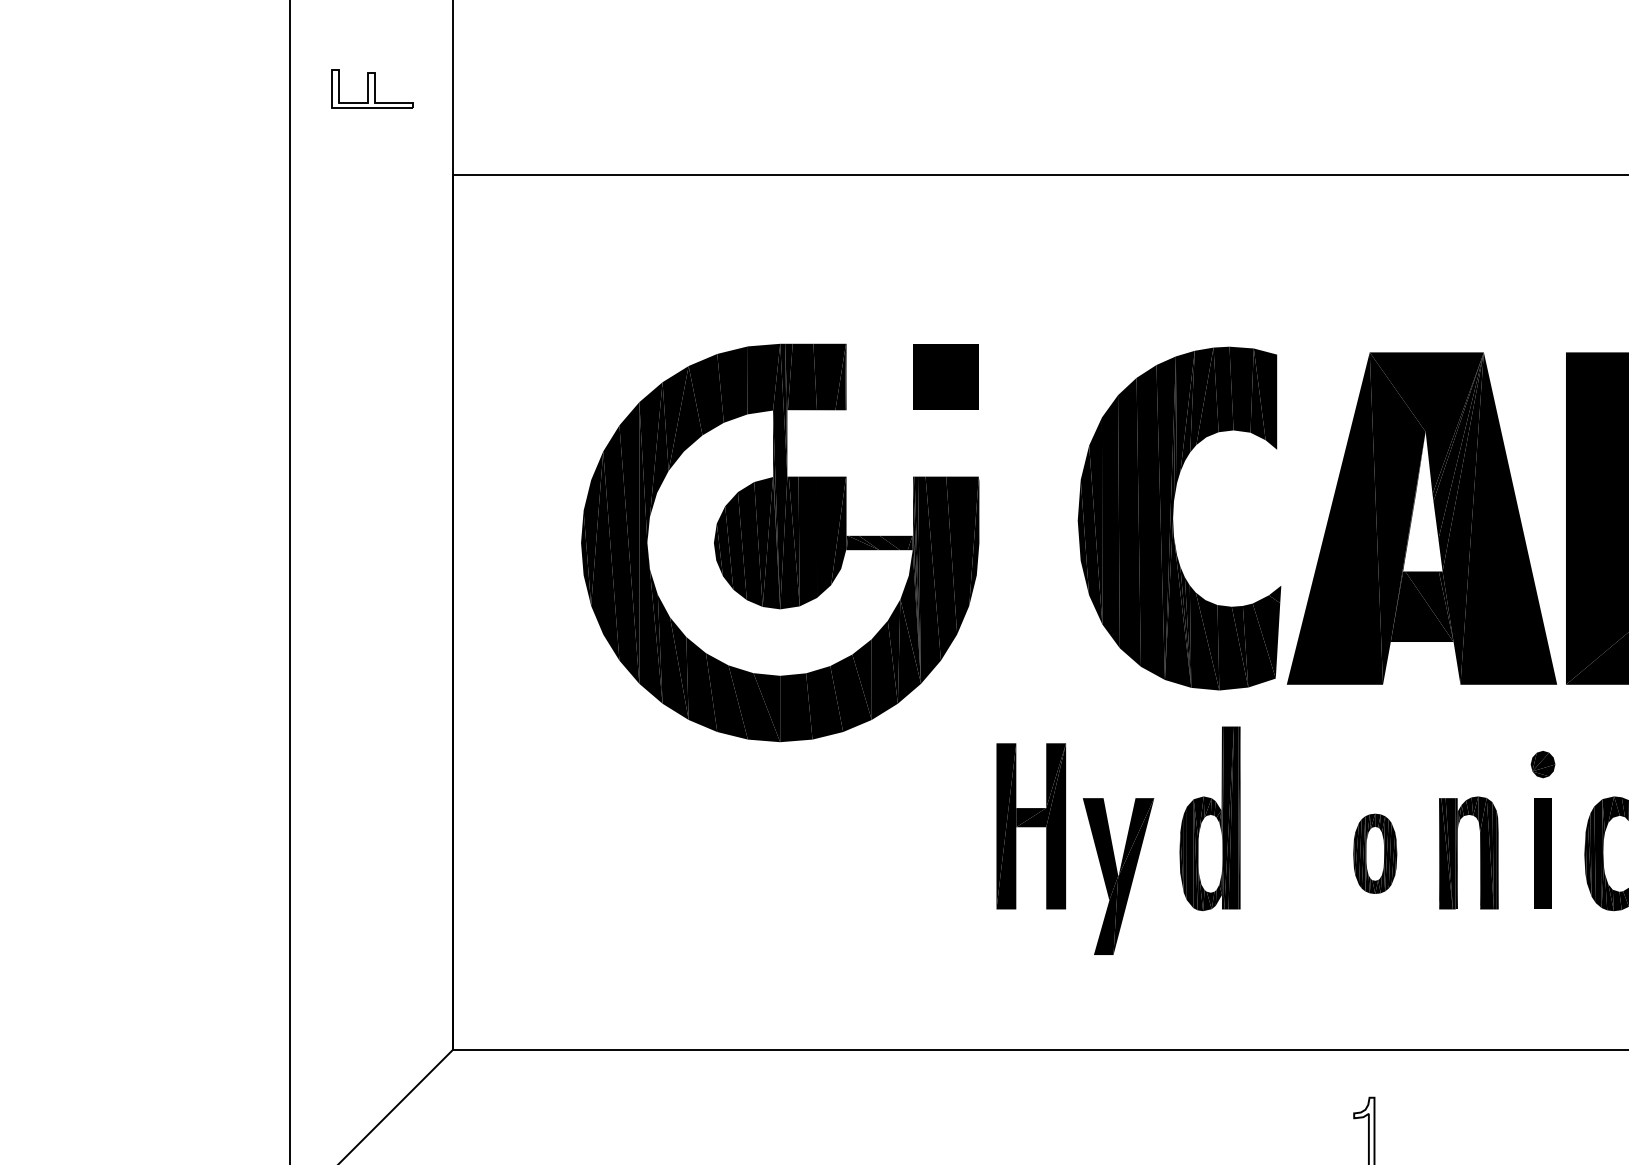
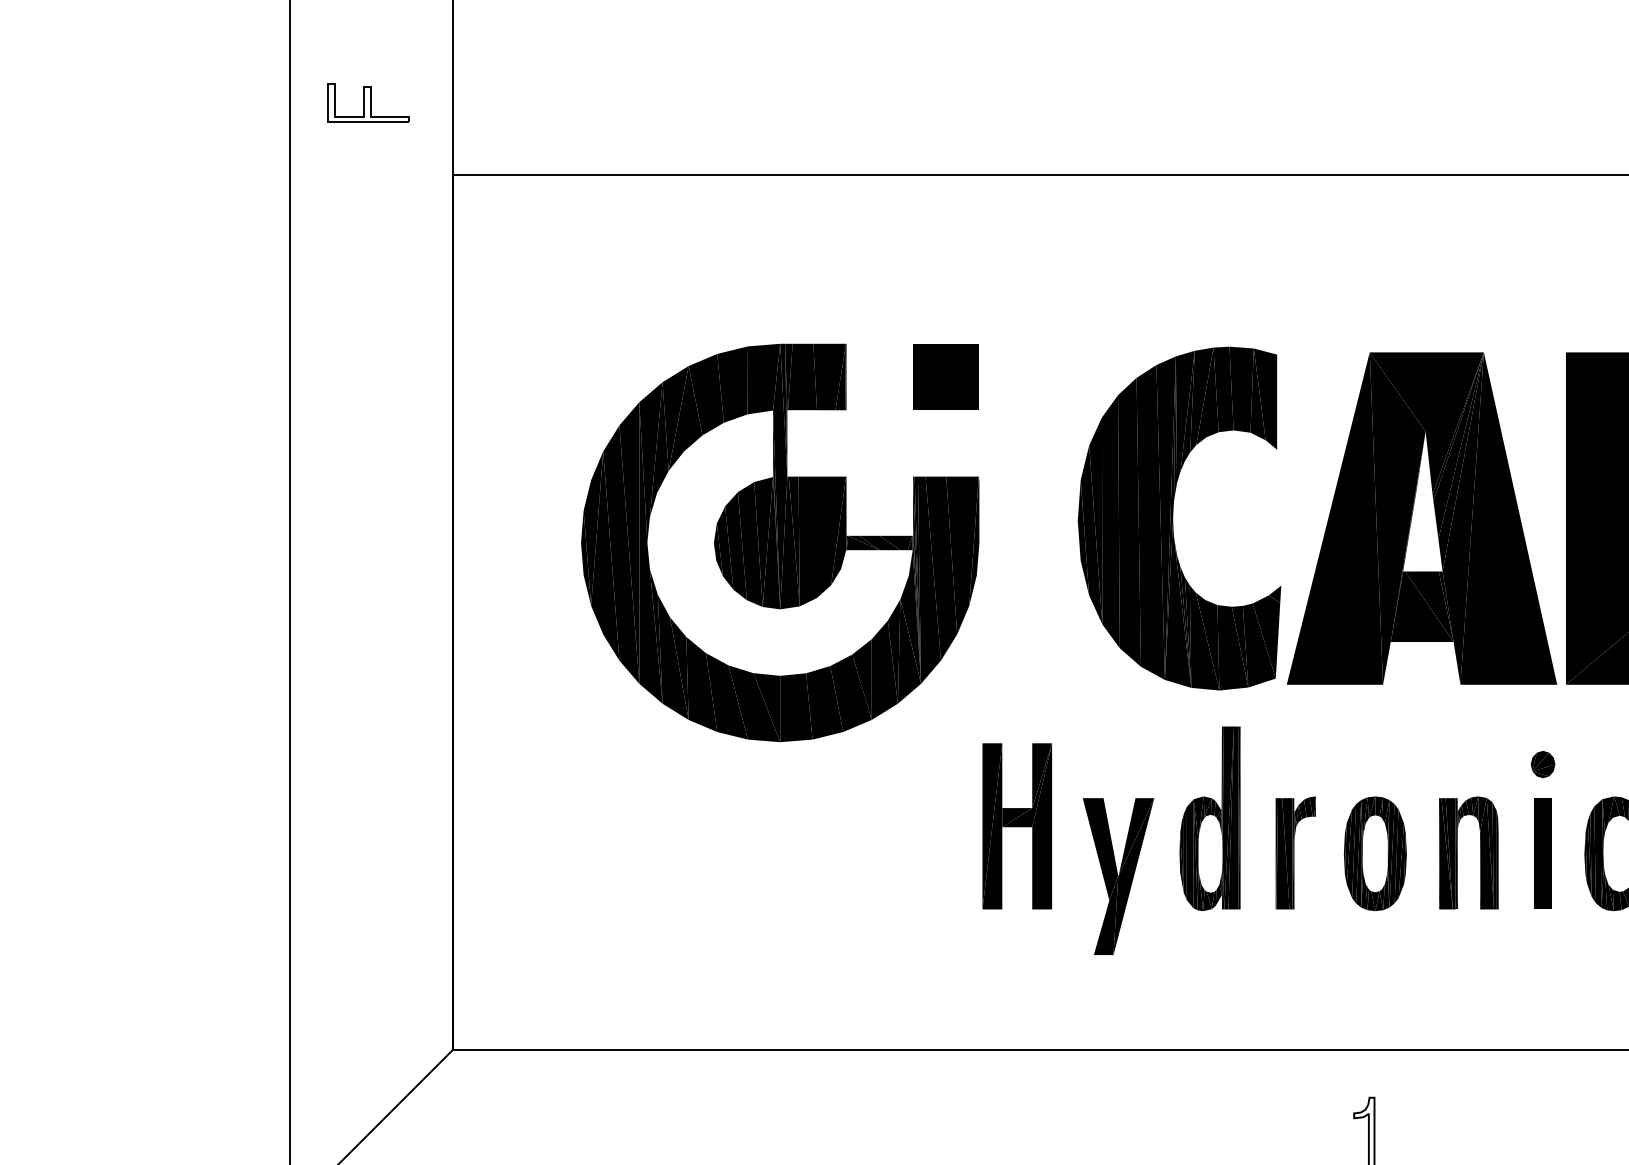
part position: (372, 88) -> (368, 102) (368, 102)
part position: (1030, 826) -> (1016, 826) (1016, 826)
part: none -> present (1295, 852)
part size: 45x81 px -> 64x116 px (1374, 853)
